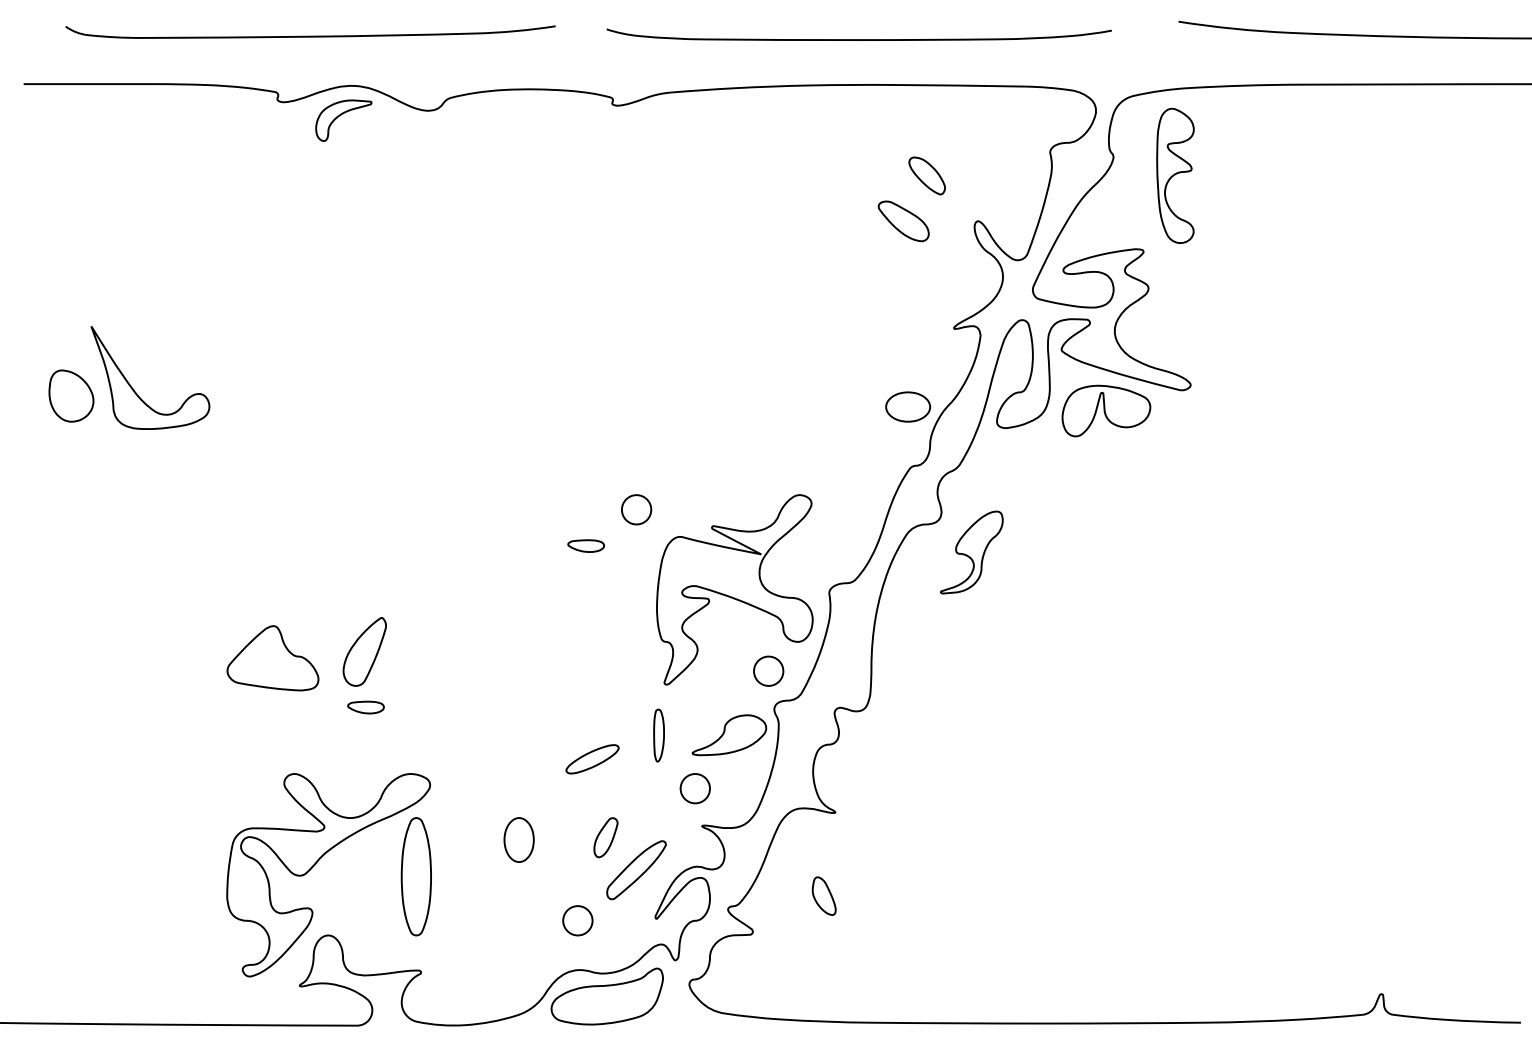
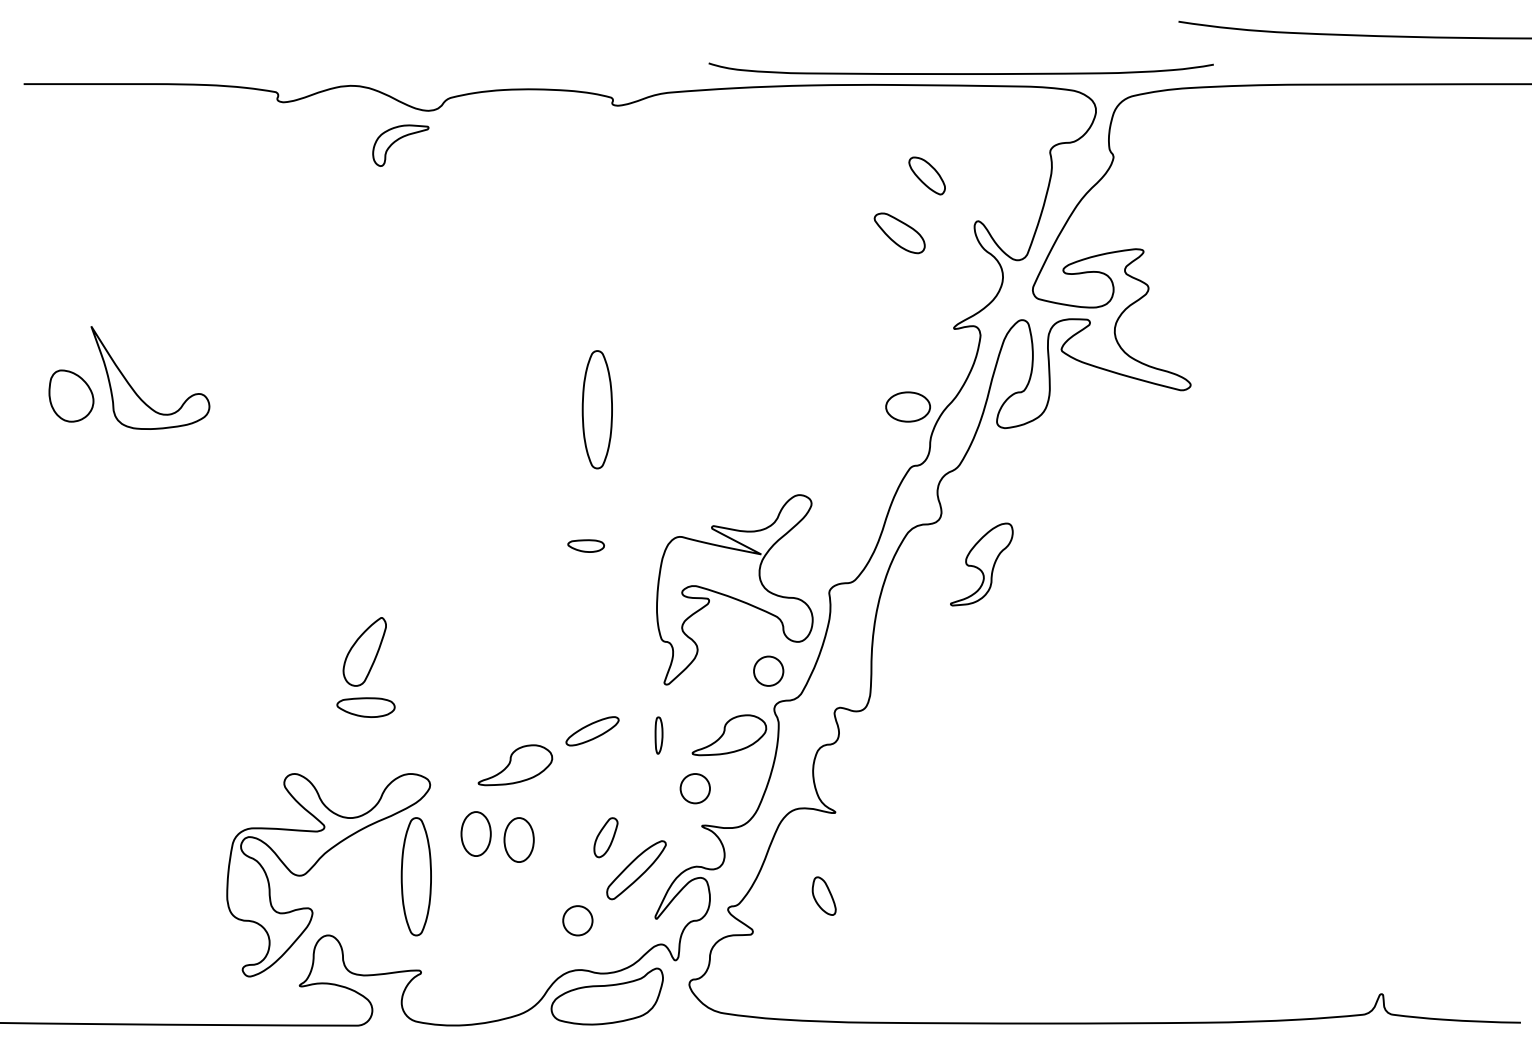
curve: present -> none (310, 35)
curve position: (858, 39) -> (960, 73) (960, 73)
part position: (343, 120) -> (400, 145) (400, 145)
part: present -> none (1175, 175)
part position: (903, 221) -> (899, 233) (899, 233)
part: none -> present (596, 409)
part: present -> none (1106, 410)
part: present -> none (636, 509)
part position: (971, 552) -> (981, 564) (981, 564)
part: present -> none (272, 658)
part size: 38x15 px -> 60x21 px (365, 707)
part size: 12x55 px -> 10x39 px (658, 735)
part position: (592, 759) -> (592, 731) (592, 731)
part: none -> present (515, 765)
part: none -> present (475, 833)
